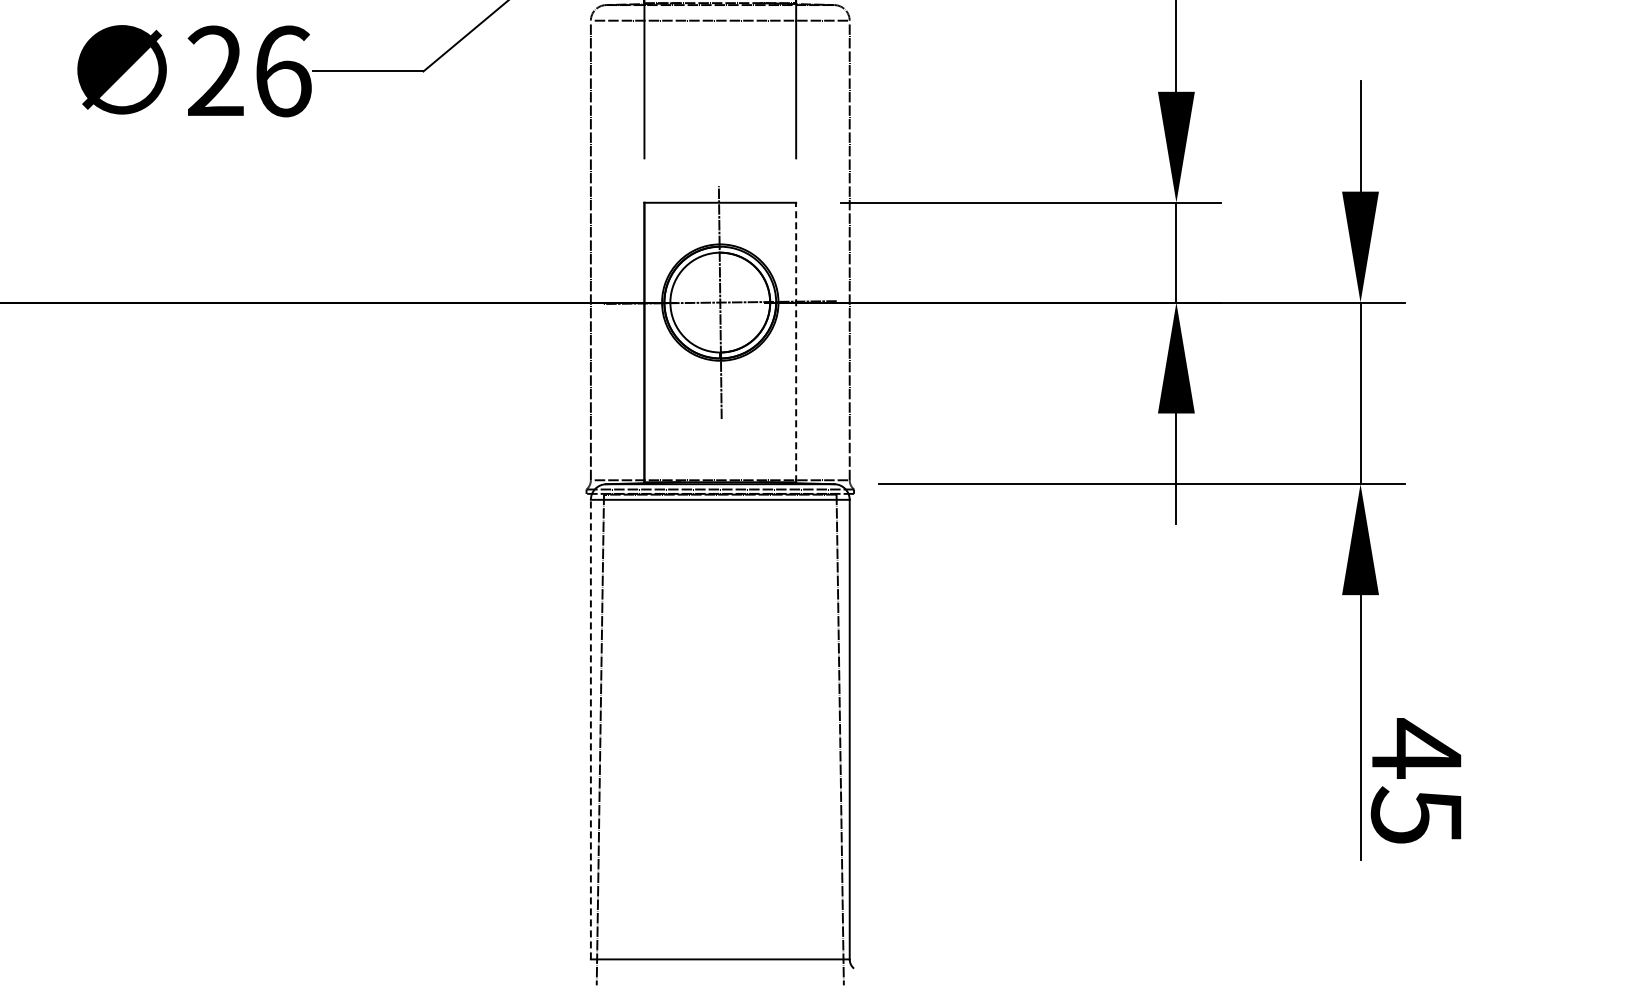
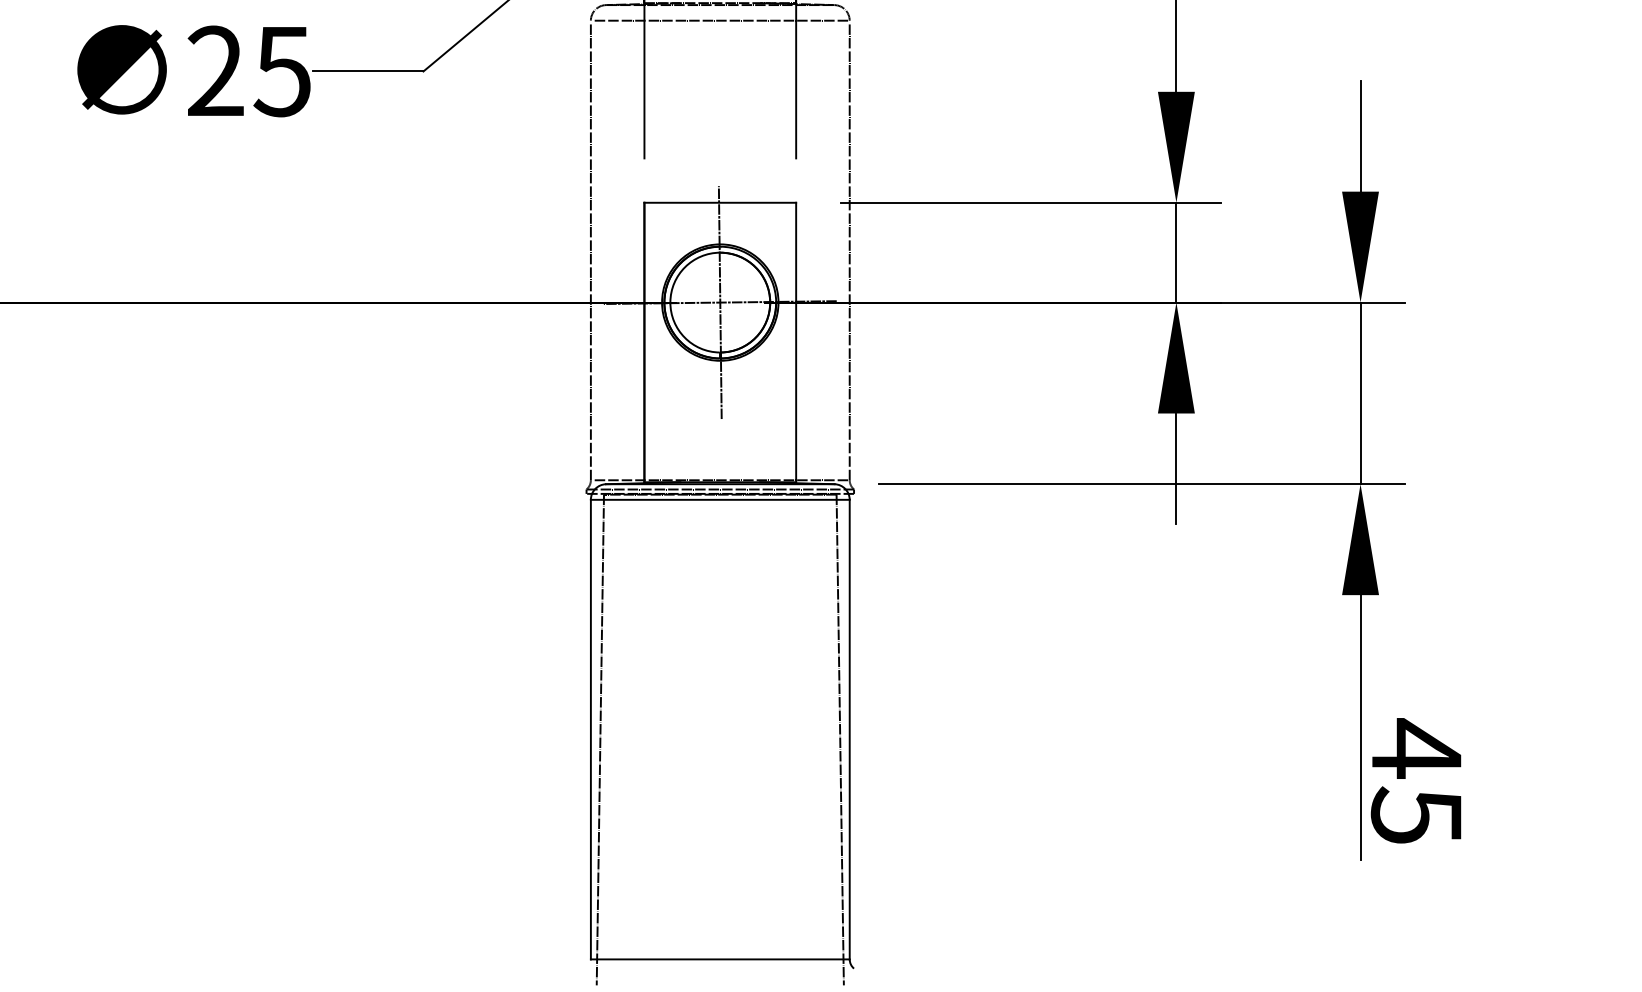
text: 26 -> 25 (282, 71)
line: dashed -> solid (796, 342)
line: dashed -> solid (590, 729)
